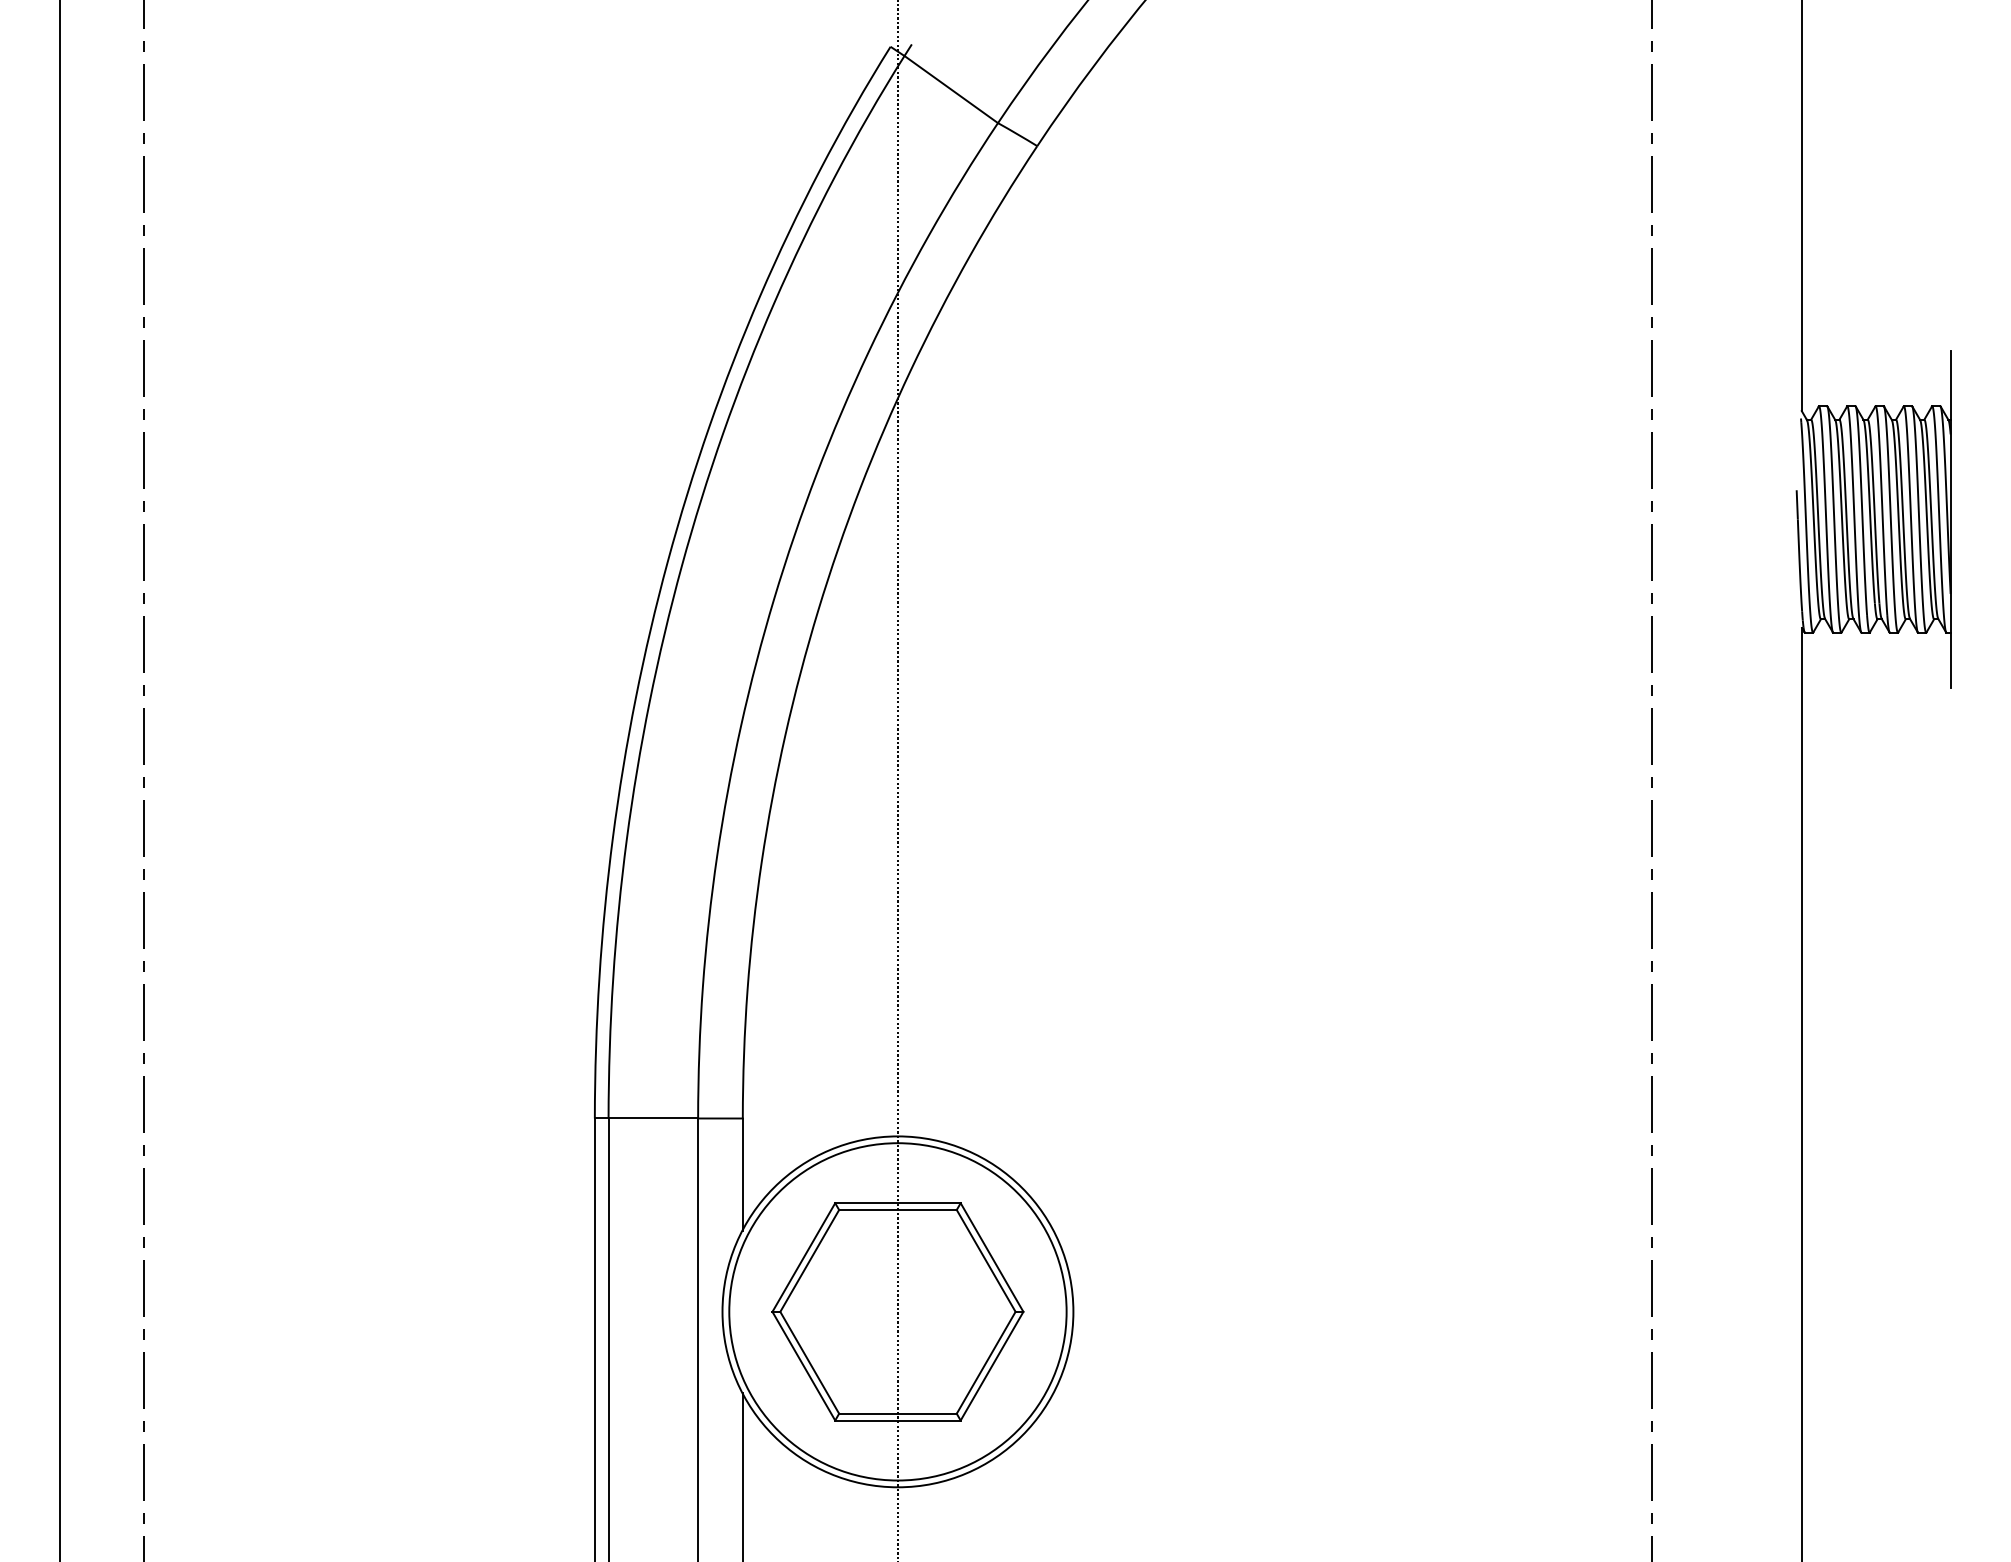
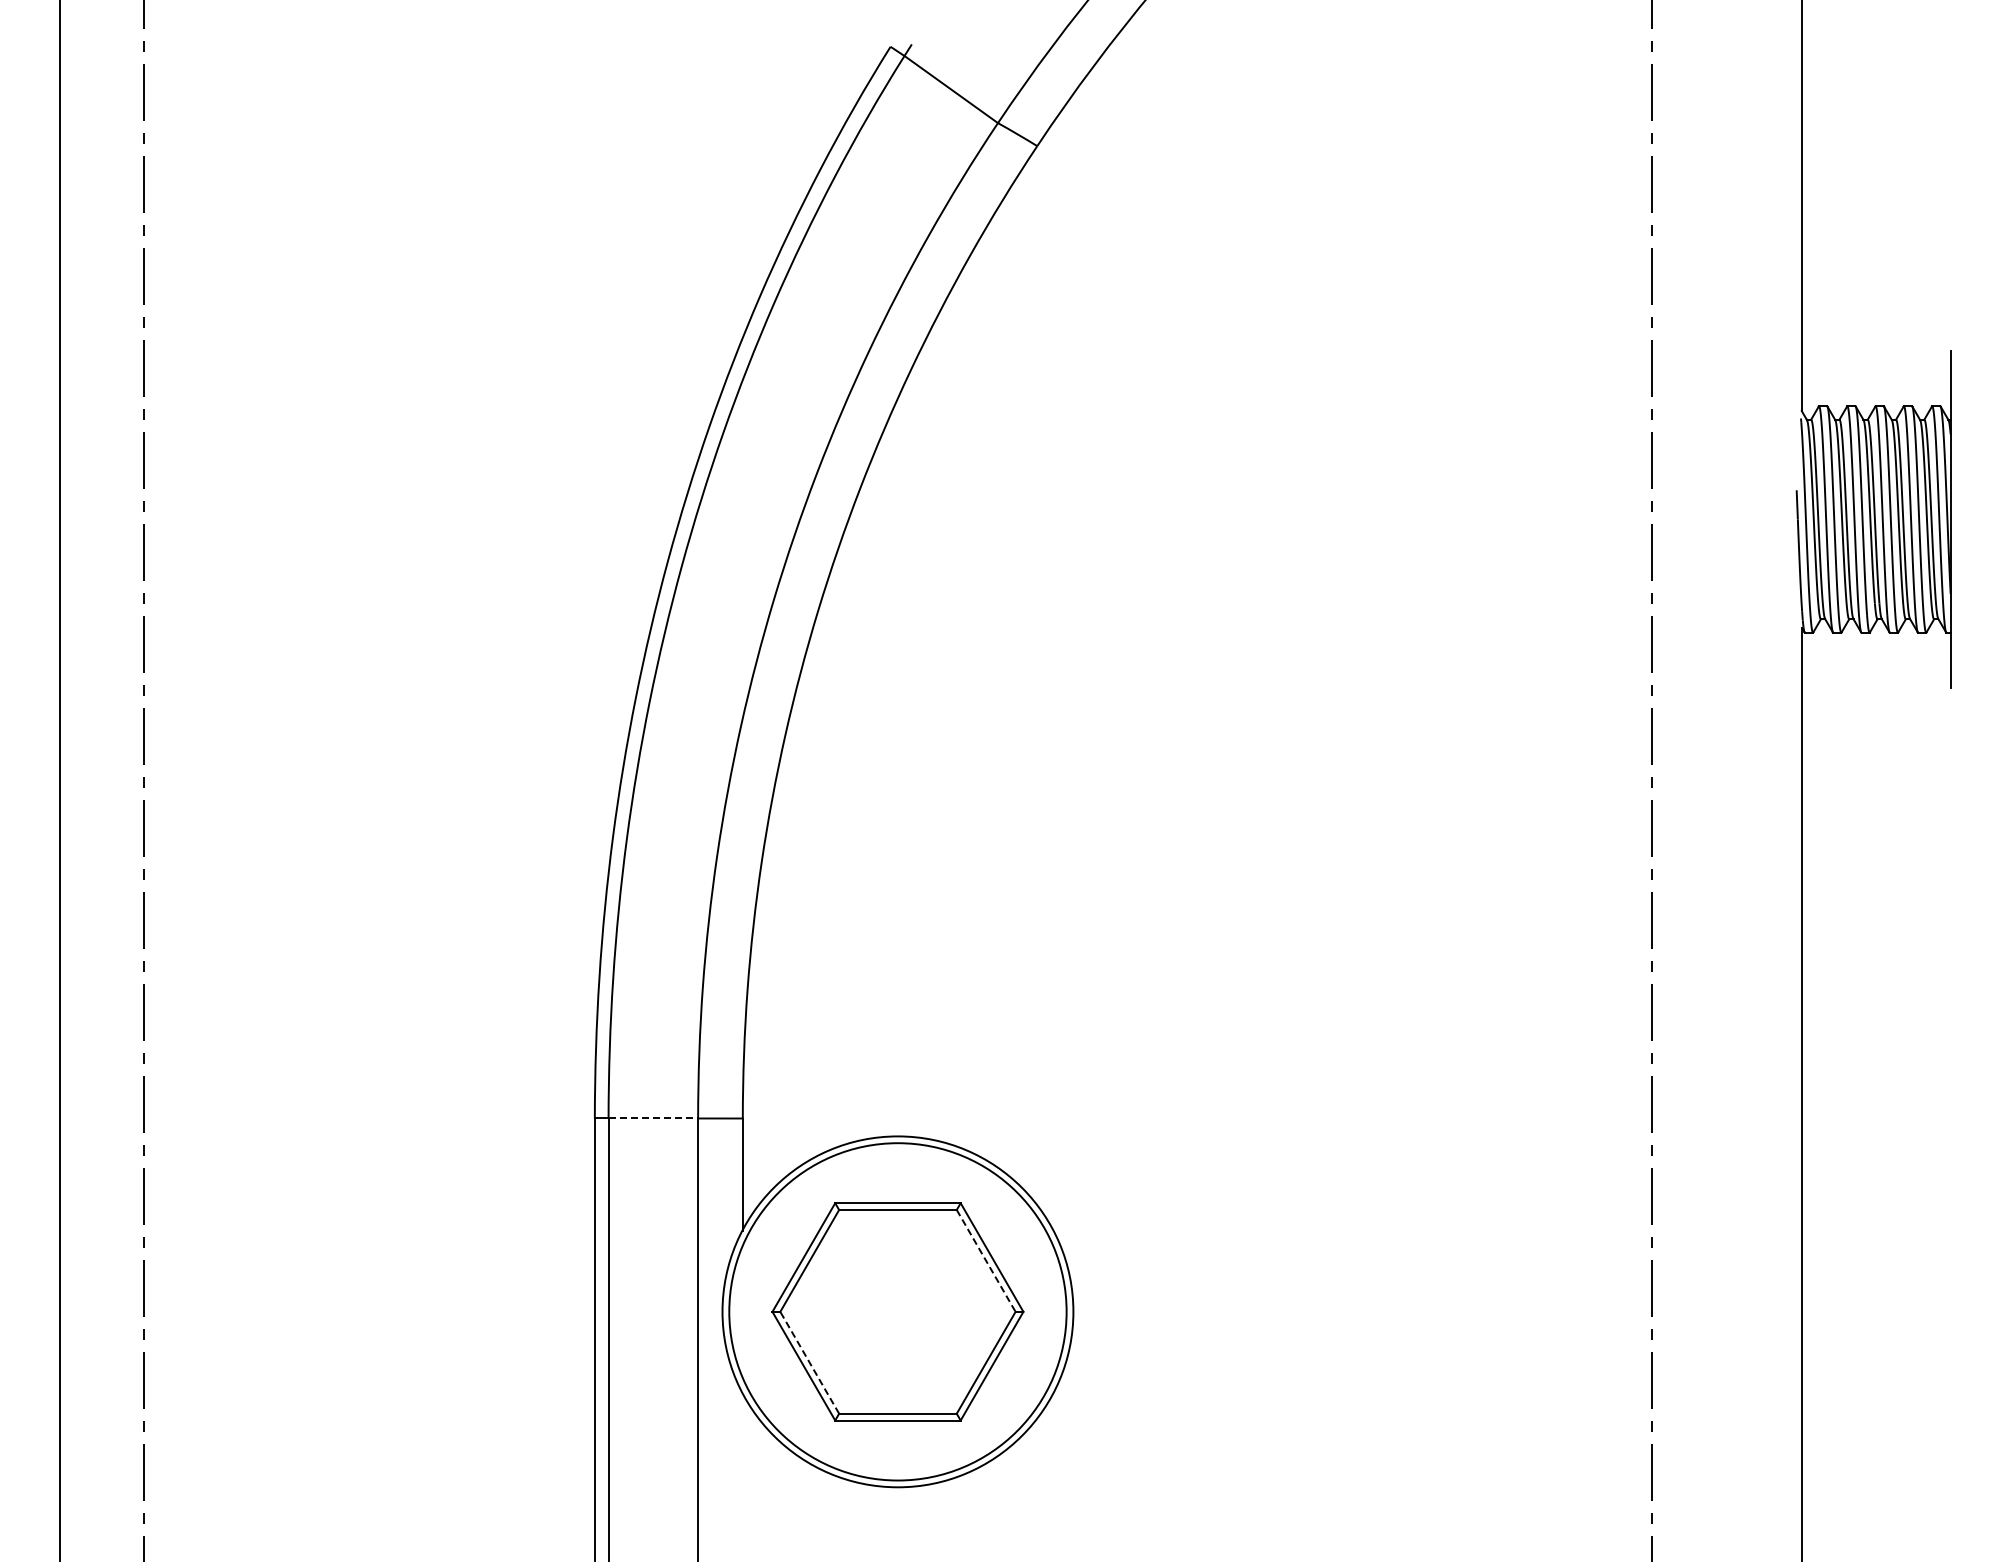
line: present -> none (897, 780)
line: solid -> dashed (653, 1118)
line: solid -> dashed (986, 1260)
line: solid -> dashed (809, 1362)
line: present -> none (742, 1475)
